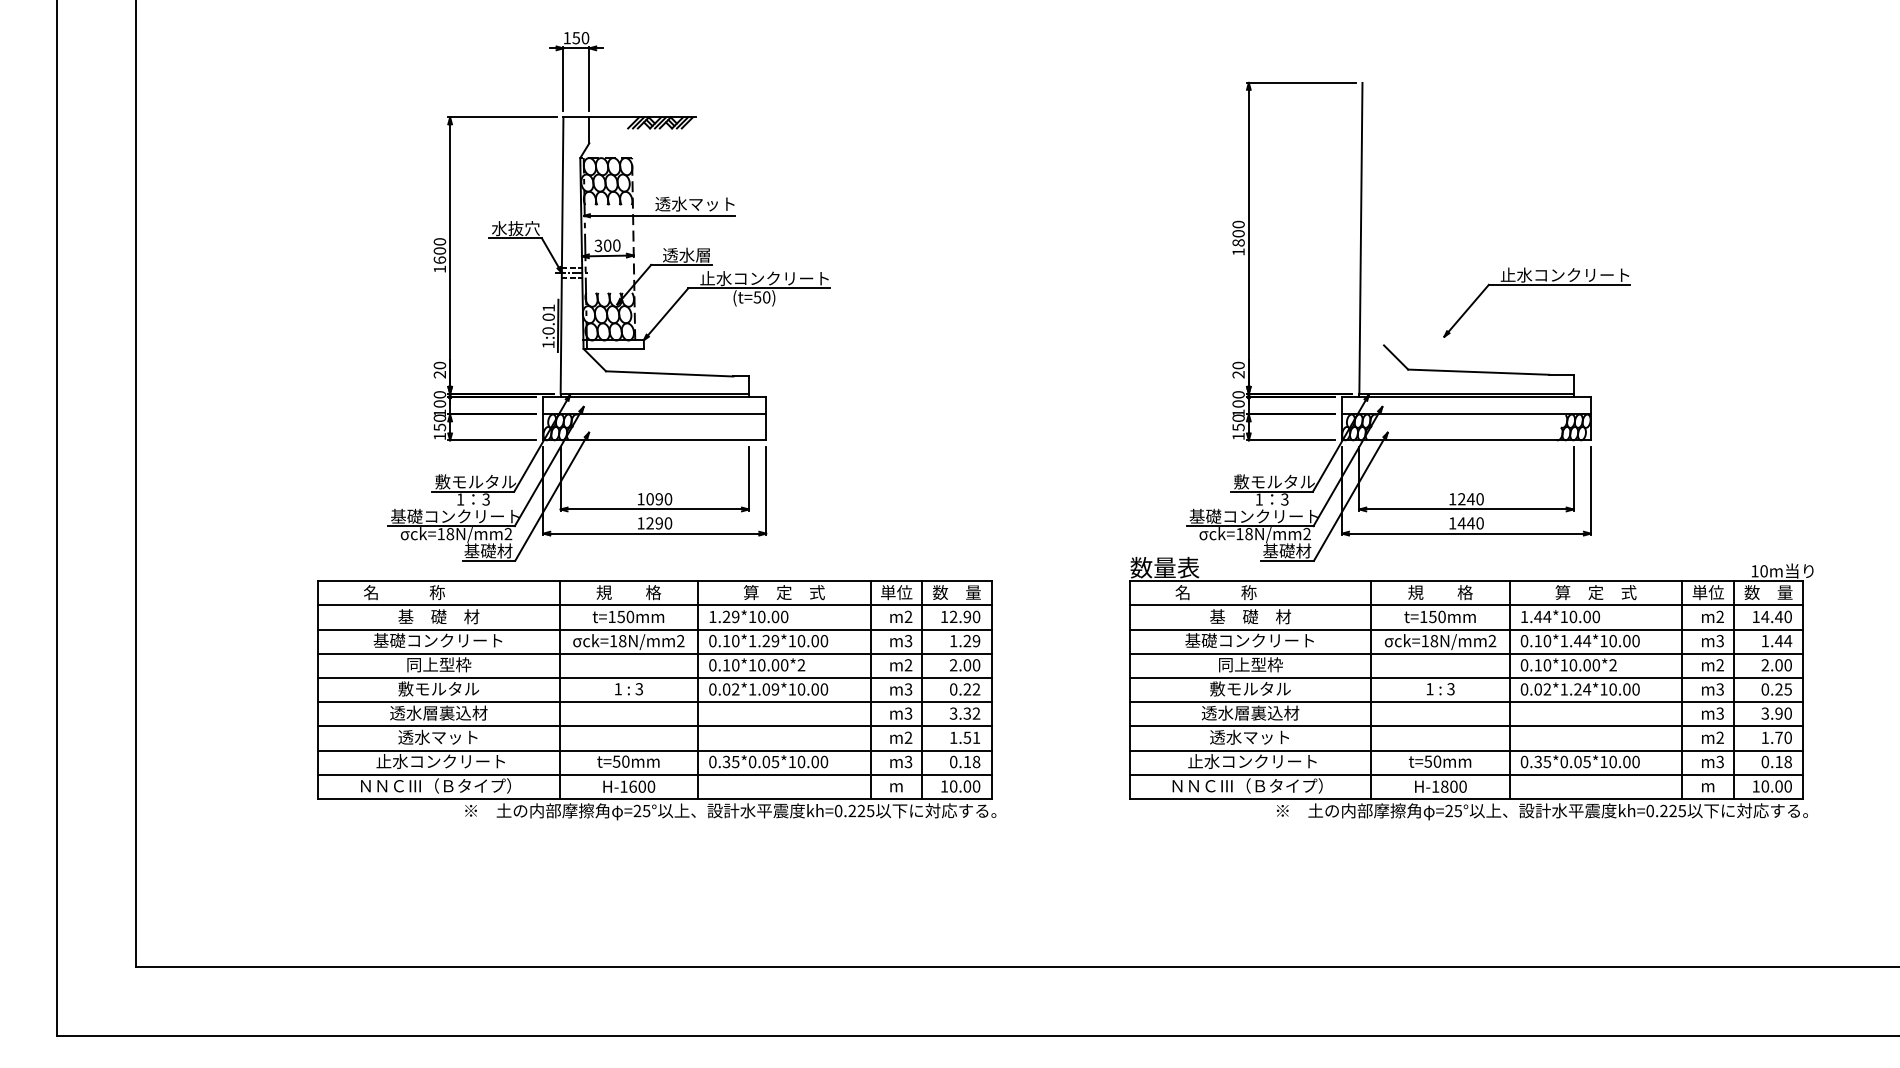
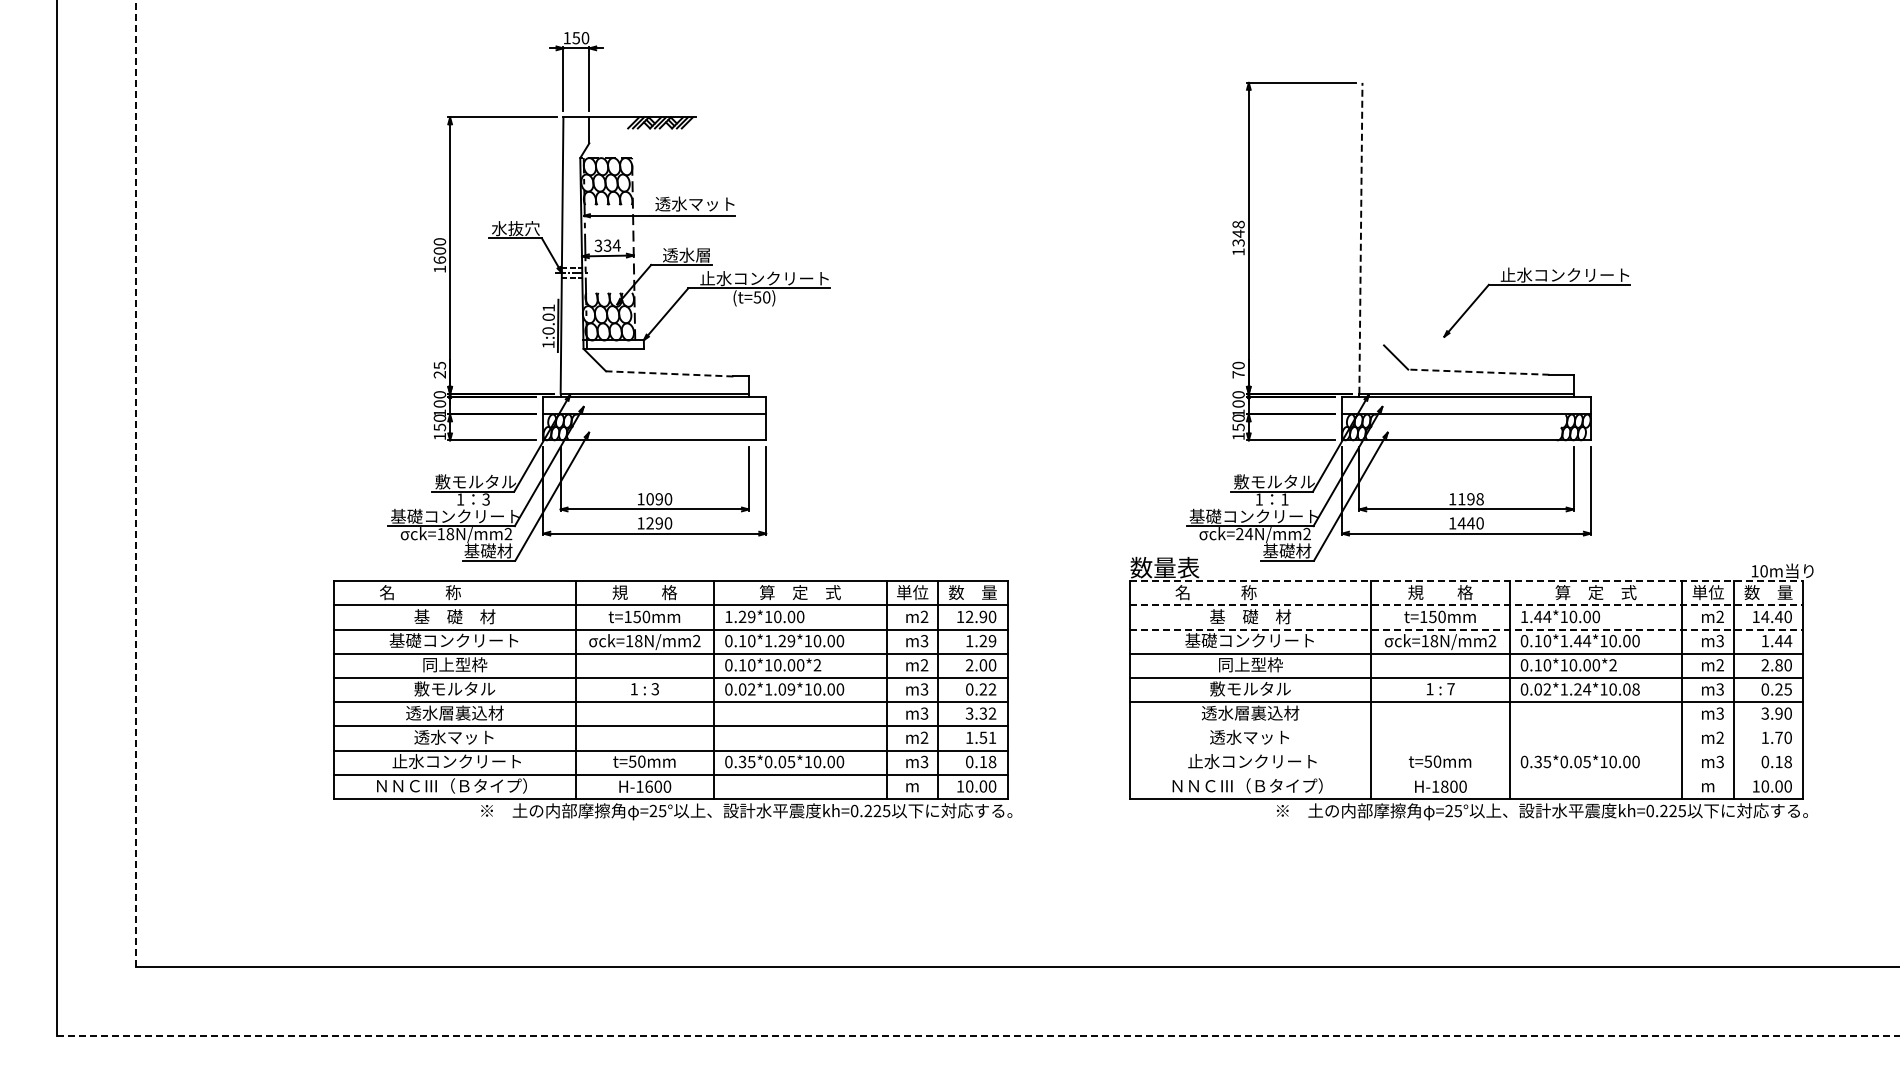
text: 1800 -> 1348 (1238, 233)
line: solid -> dashed (1360, 237)
text: 300 -> 334 (611, 245)
text: 20 -> 25 (439, 365)
line: solid -> dashed (1478, 372)
line: solid -> dashed (669, 373)
text: 20 -> 70 (1238, 374)
line: solid -> dashed (136, 483)
text: 3 -> 1 (1284, 499)
text: 1240 -> 1198 (1470, 499)
text: ck=18N/mm2 -> ck=24N/mm2 (1244, 533)
line: solid -> dashed (1466, 581)
line: solid -> dashed (1466, 605)
line: solid -> dashed (1466, 629)
text: 2.00 -> 2.80 (1778, 665)
text: 3 -> 7 (1450, 689)
text: 0.02*1.24*10.00 -> 0.02*1.24*10.08 (1635, 689)
part position: (656, 700) -> (672, 700) (672, 700)
line: present -> none (1466, 726)
line: present -> none (1466, 750)
line: present -> none (1466, 774)
line: solid -> dashed (978, 1036)
